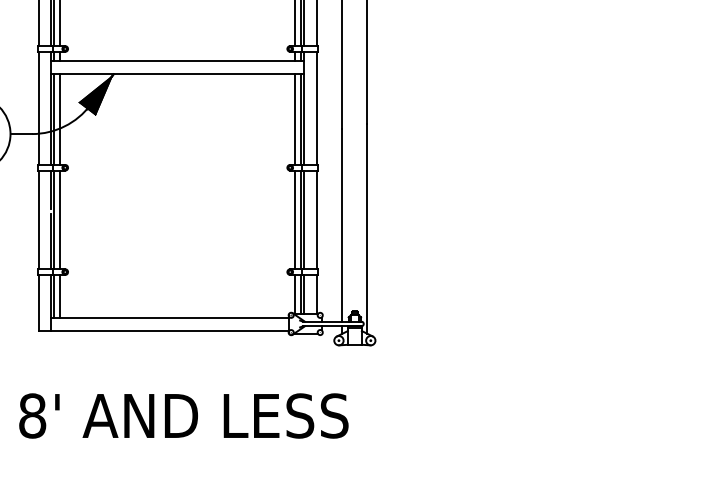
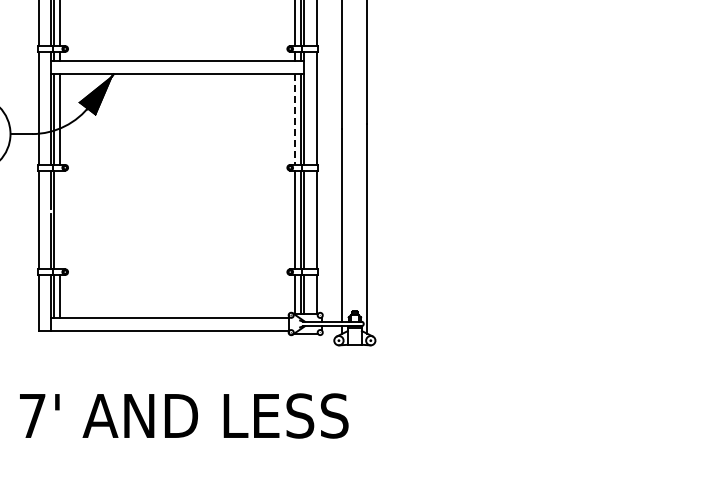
line: solid -> dashed (295, 120)
line: present -> none (60, 219)
text: 8' -> 7' (32, 415)
